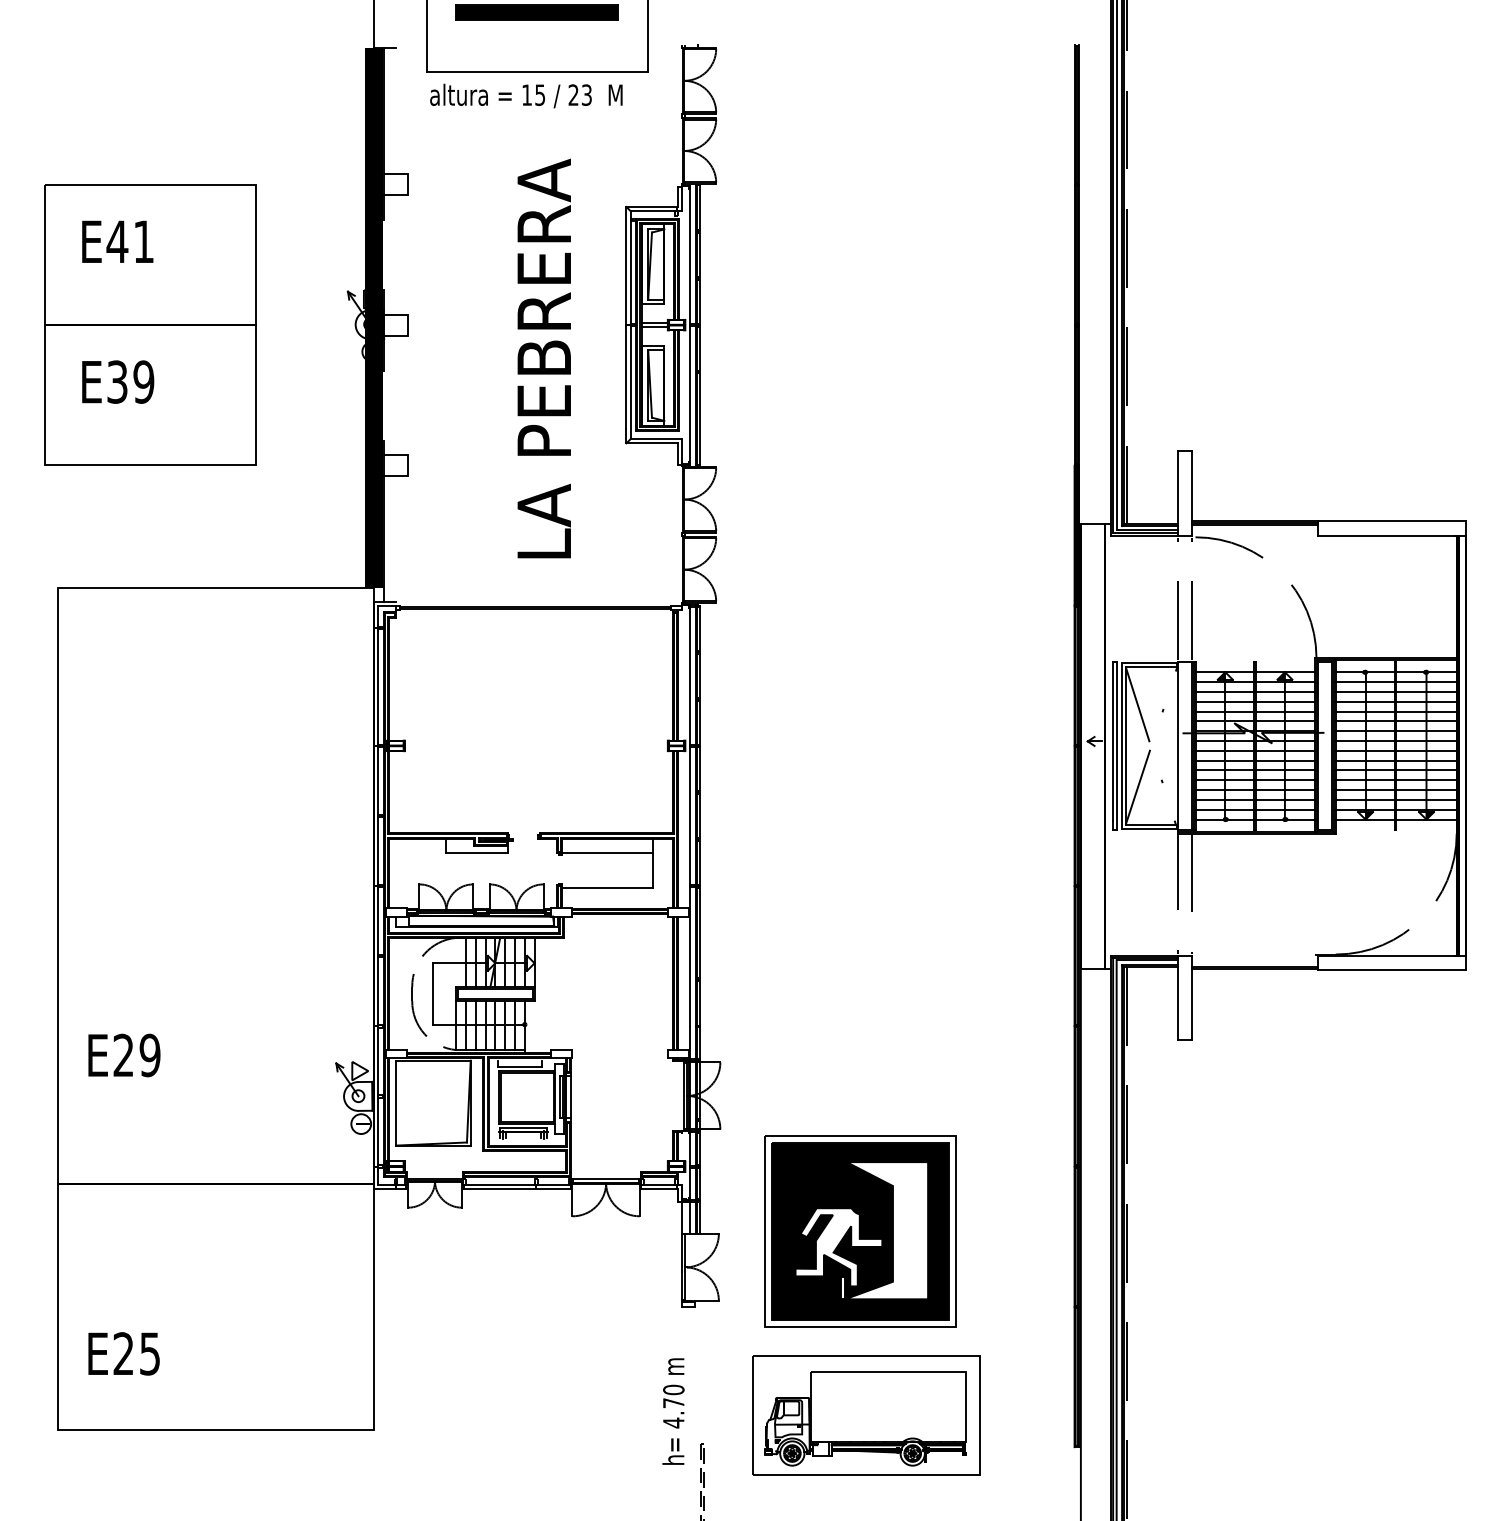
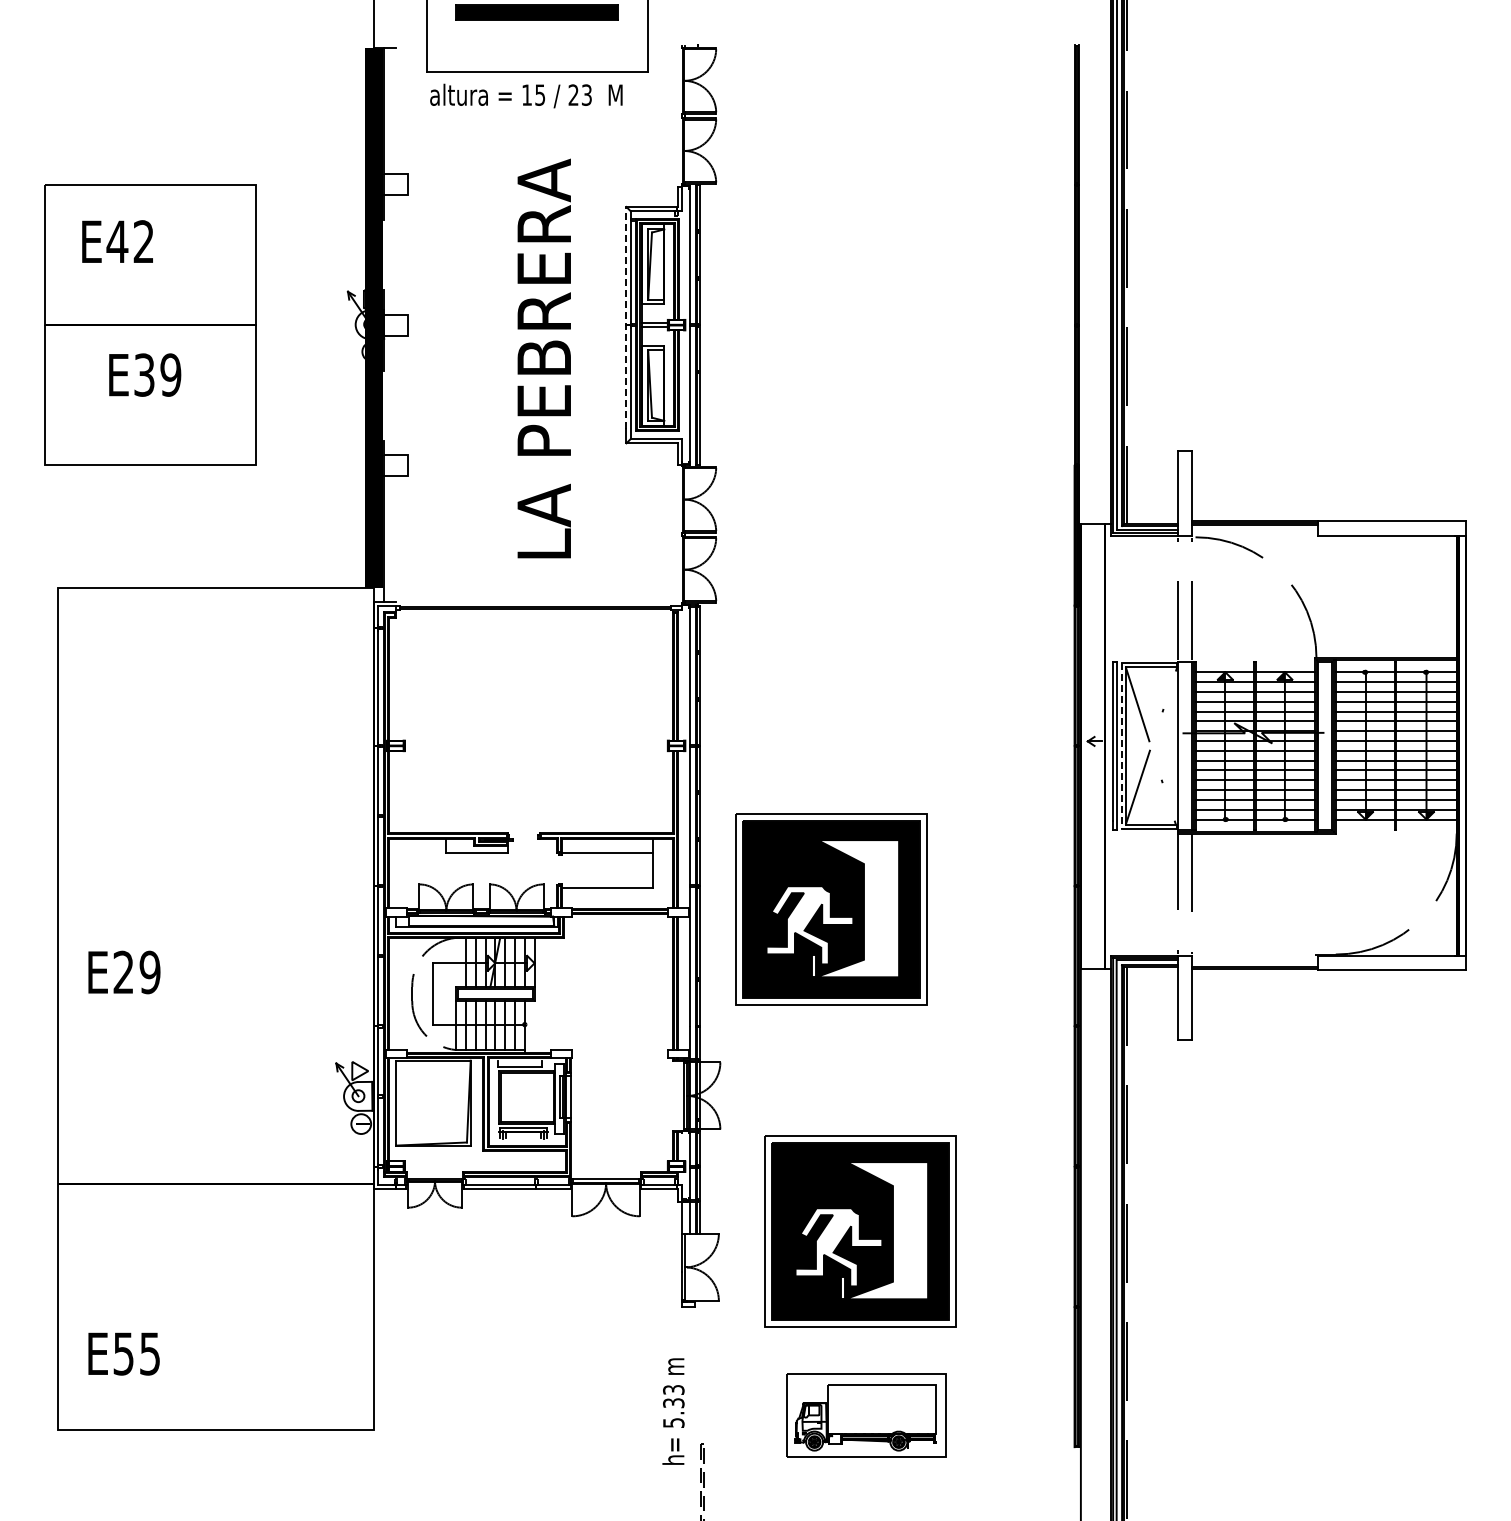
text: E41 -> E42 (143, 241)
line: solid -> dashed (626, 317)
text position: (118, 381) -> (145, 374) (145, 374)
line: solid -> dashed (1121, 746)
part: none -> present (831, 909)
text position: (124, 1055) -> (124, 972) (124, 972)
text: E25 -> E55 (123, 1353)
text: 4.70 -> 5.33 (673, 1406)
part size: 229x121 px -> 161x85 px (866, 1415)
